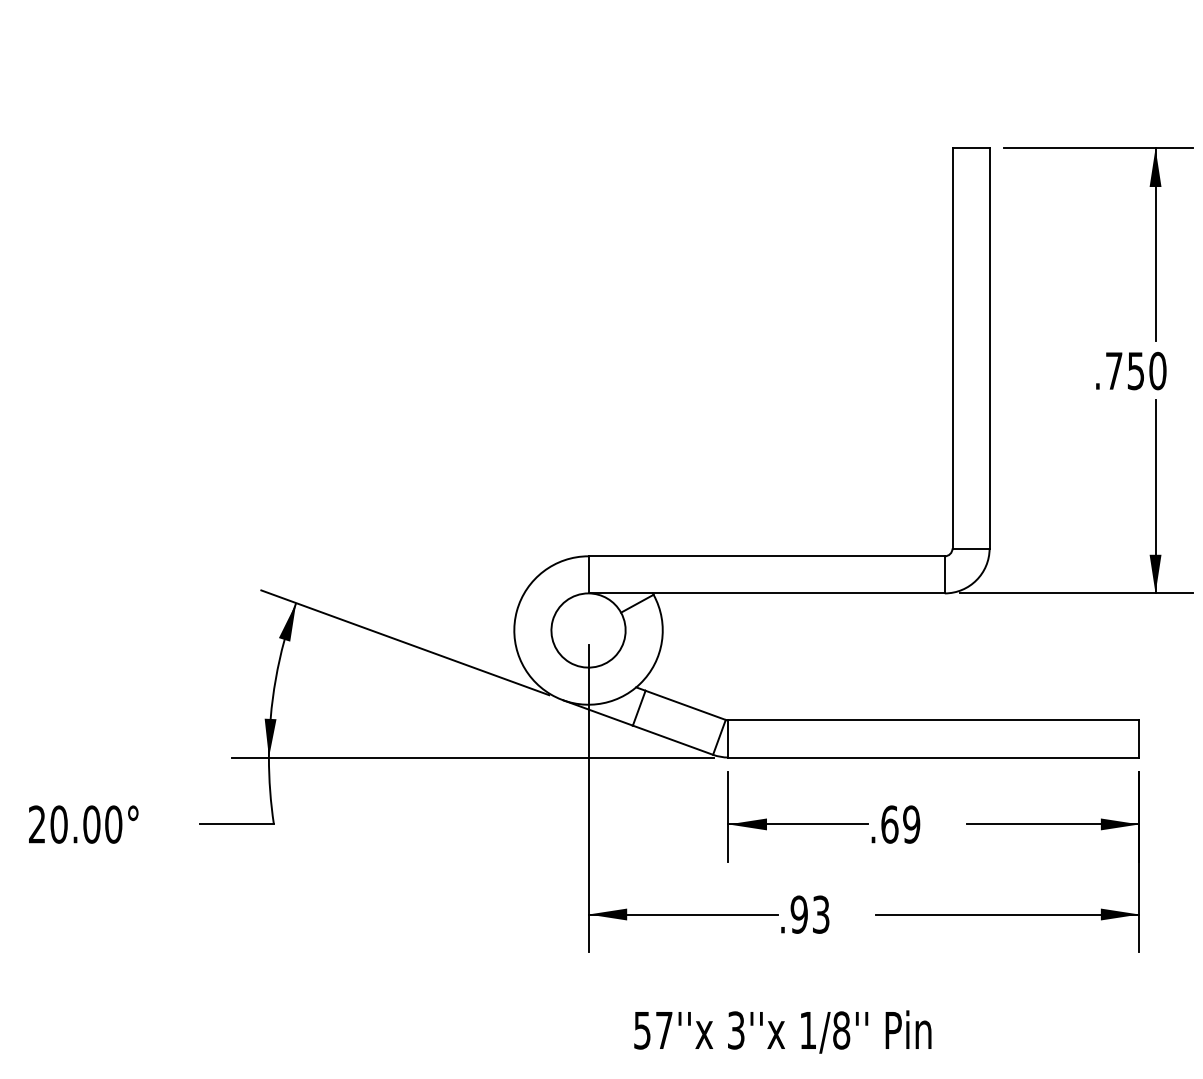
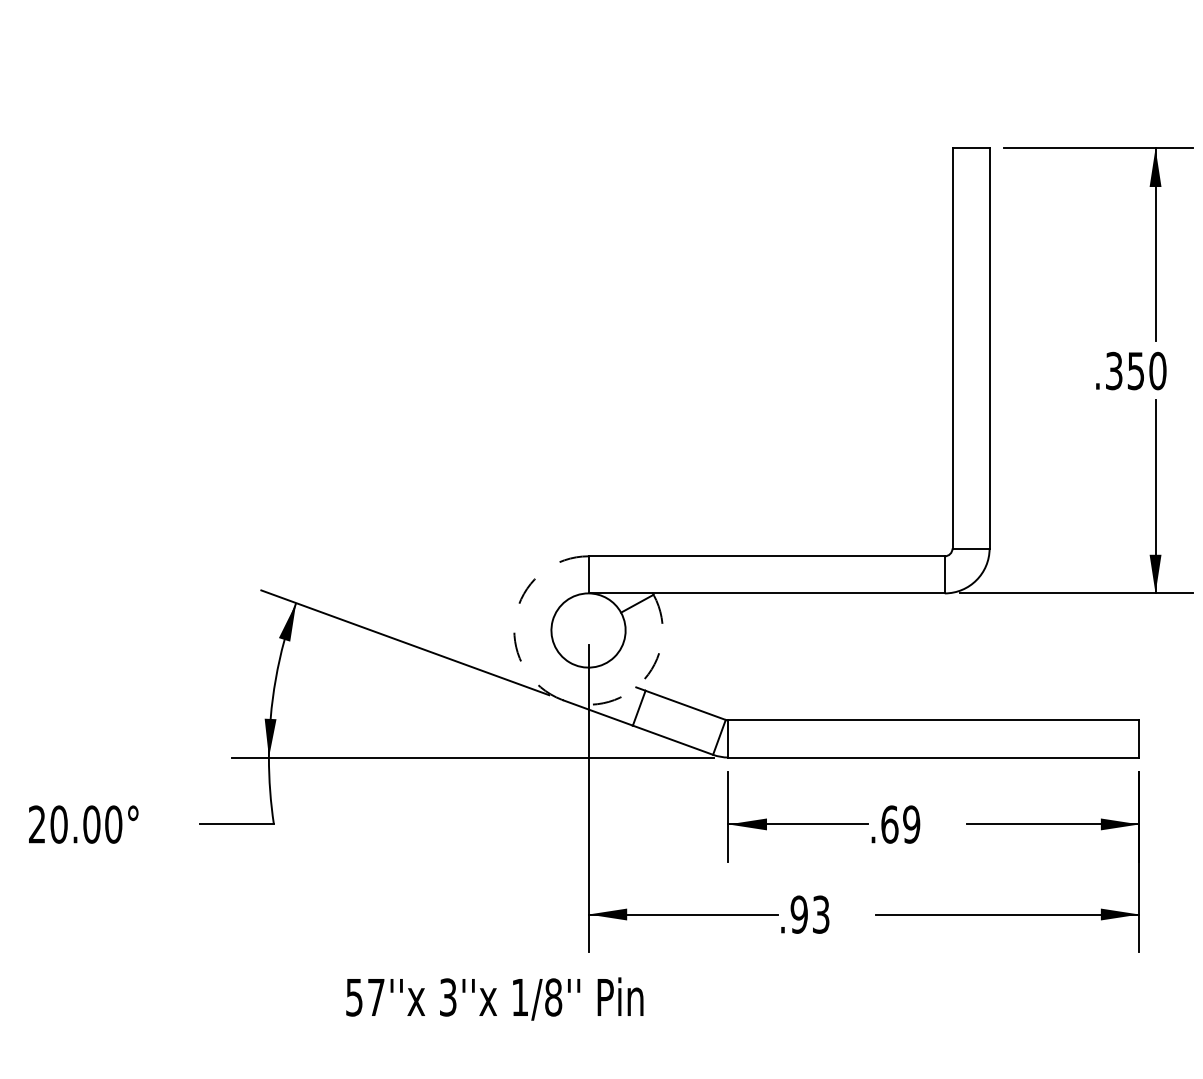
text: .750 -> .350 (1114, 370)
arc: solid -> dashed (550, 694)
text position: (782, 1031) -> (494, 998) (494, 998)
